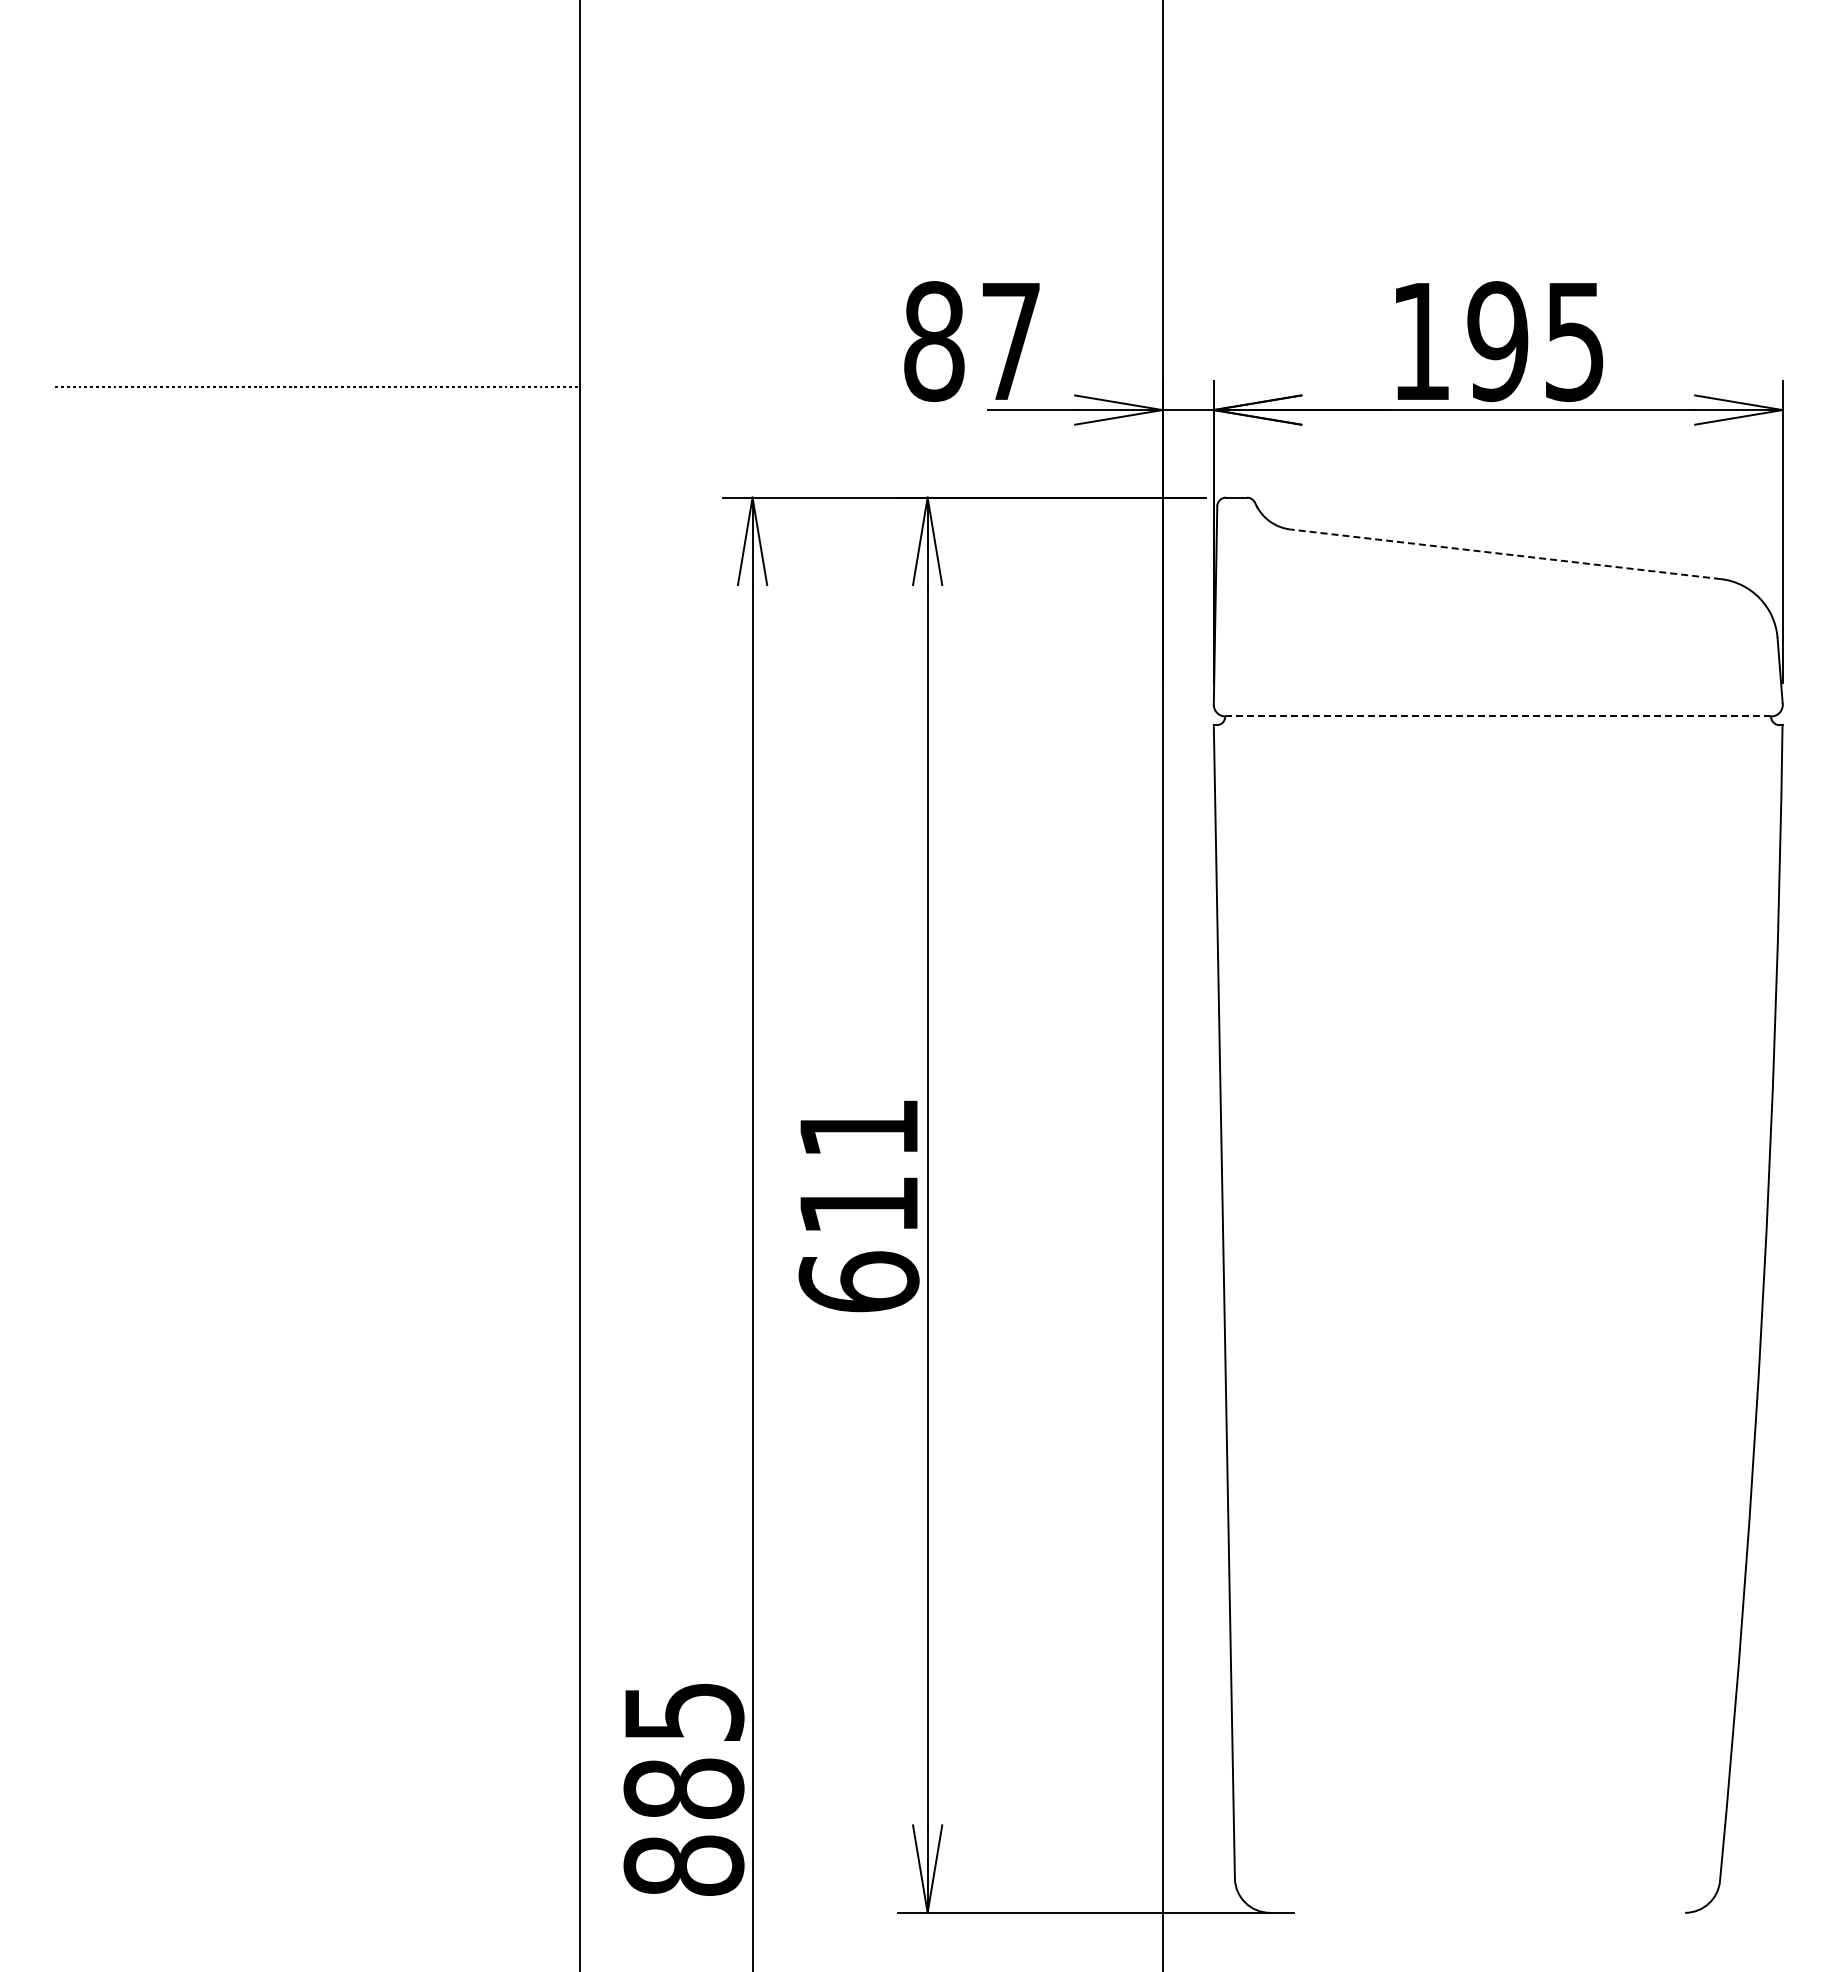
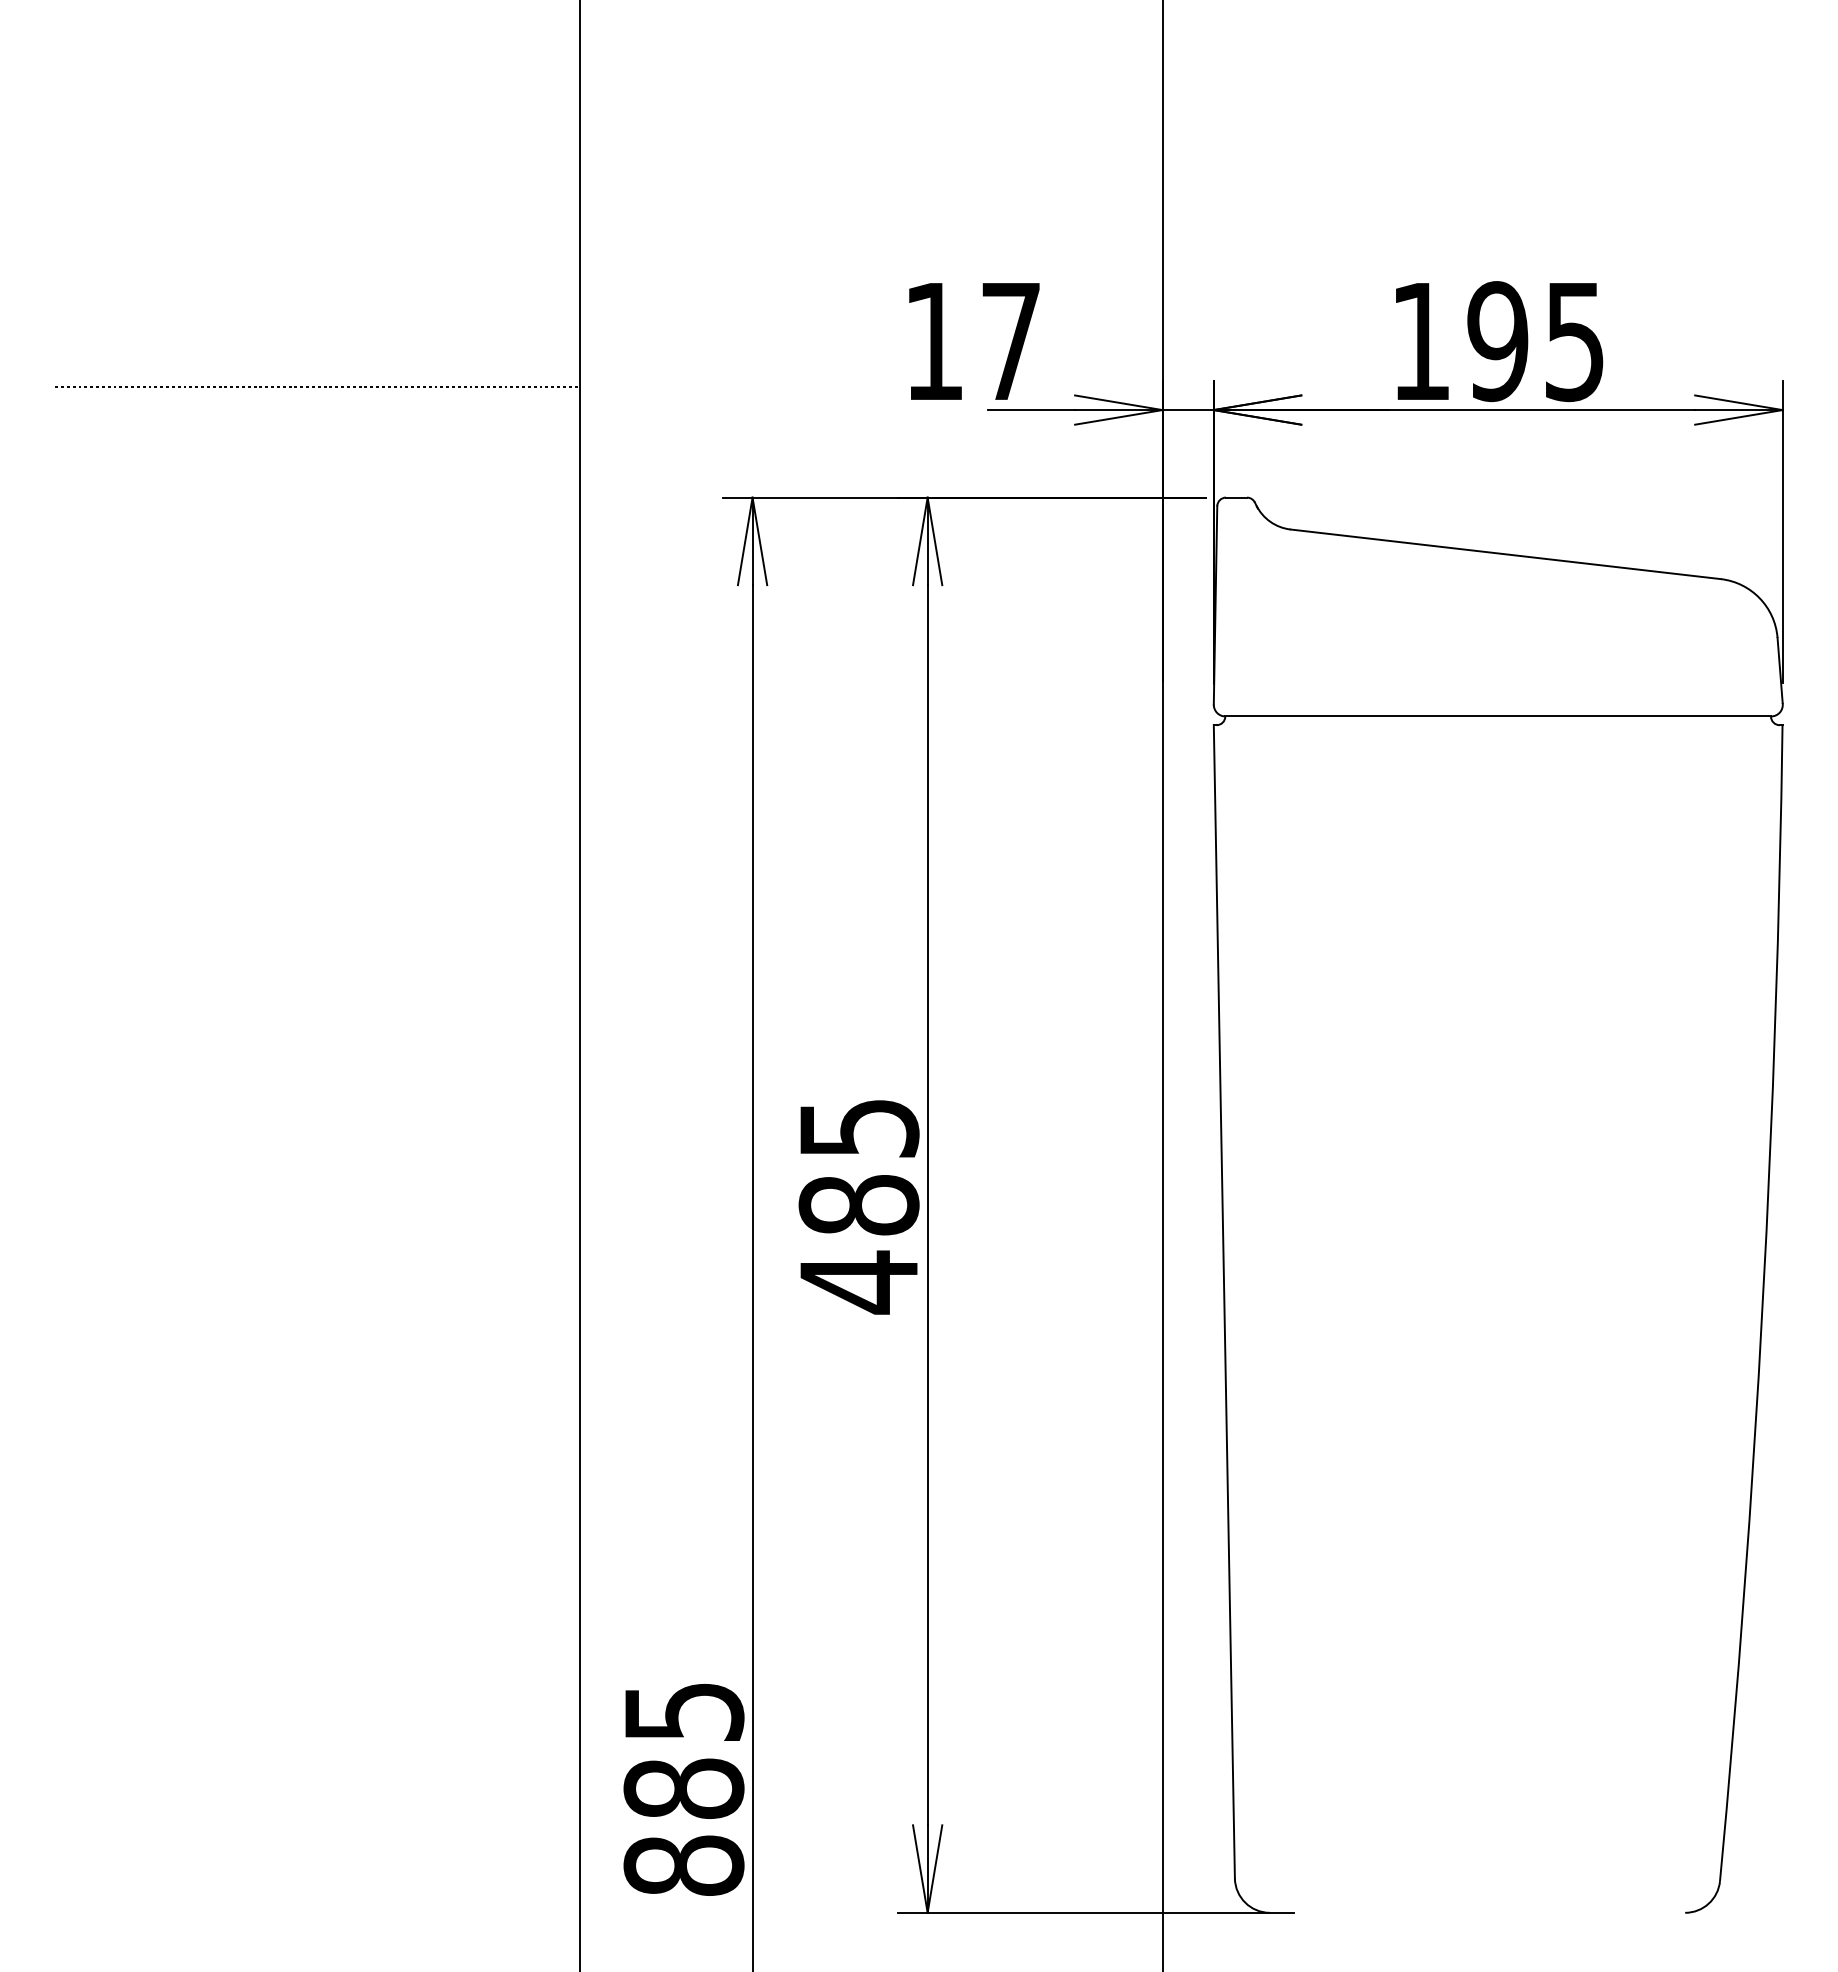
text: 87 -> 17 (934, 341)
line: dashed -> solid (1505, 554)
line: dashed -> solid (1498, 716)
text: 611 -> 485 (858, 1207)
